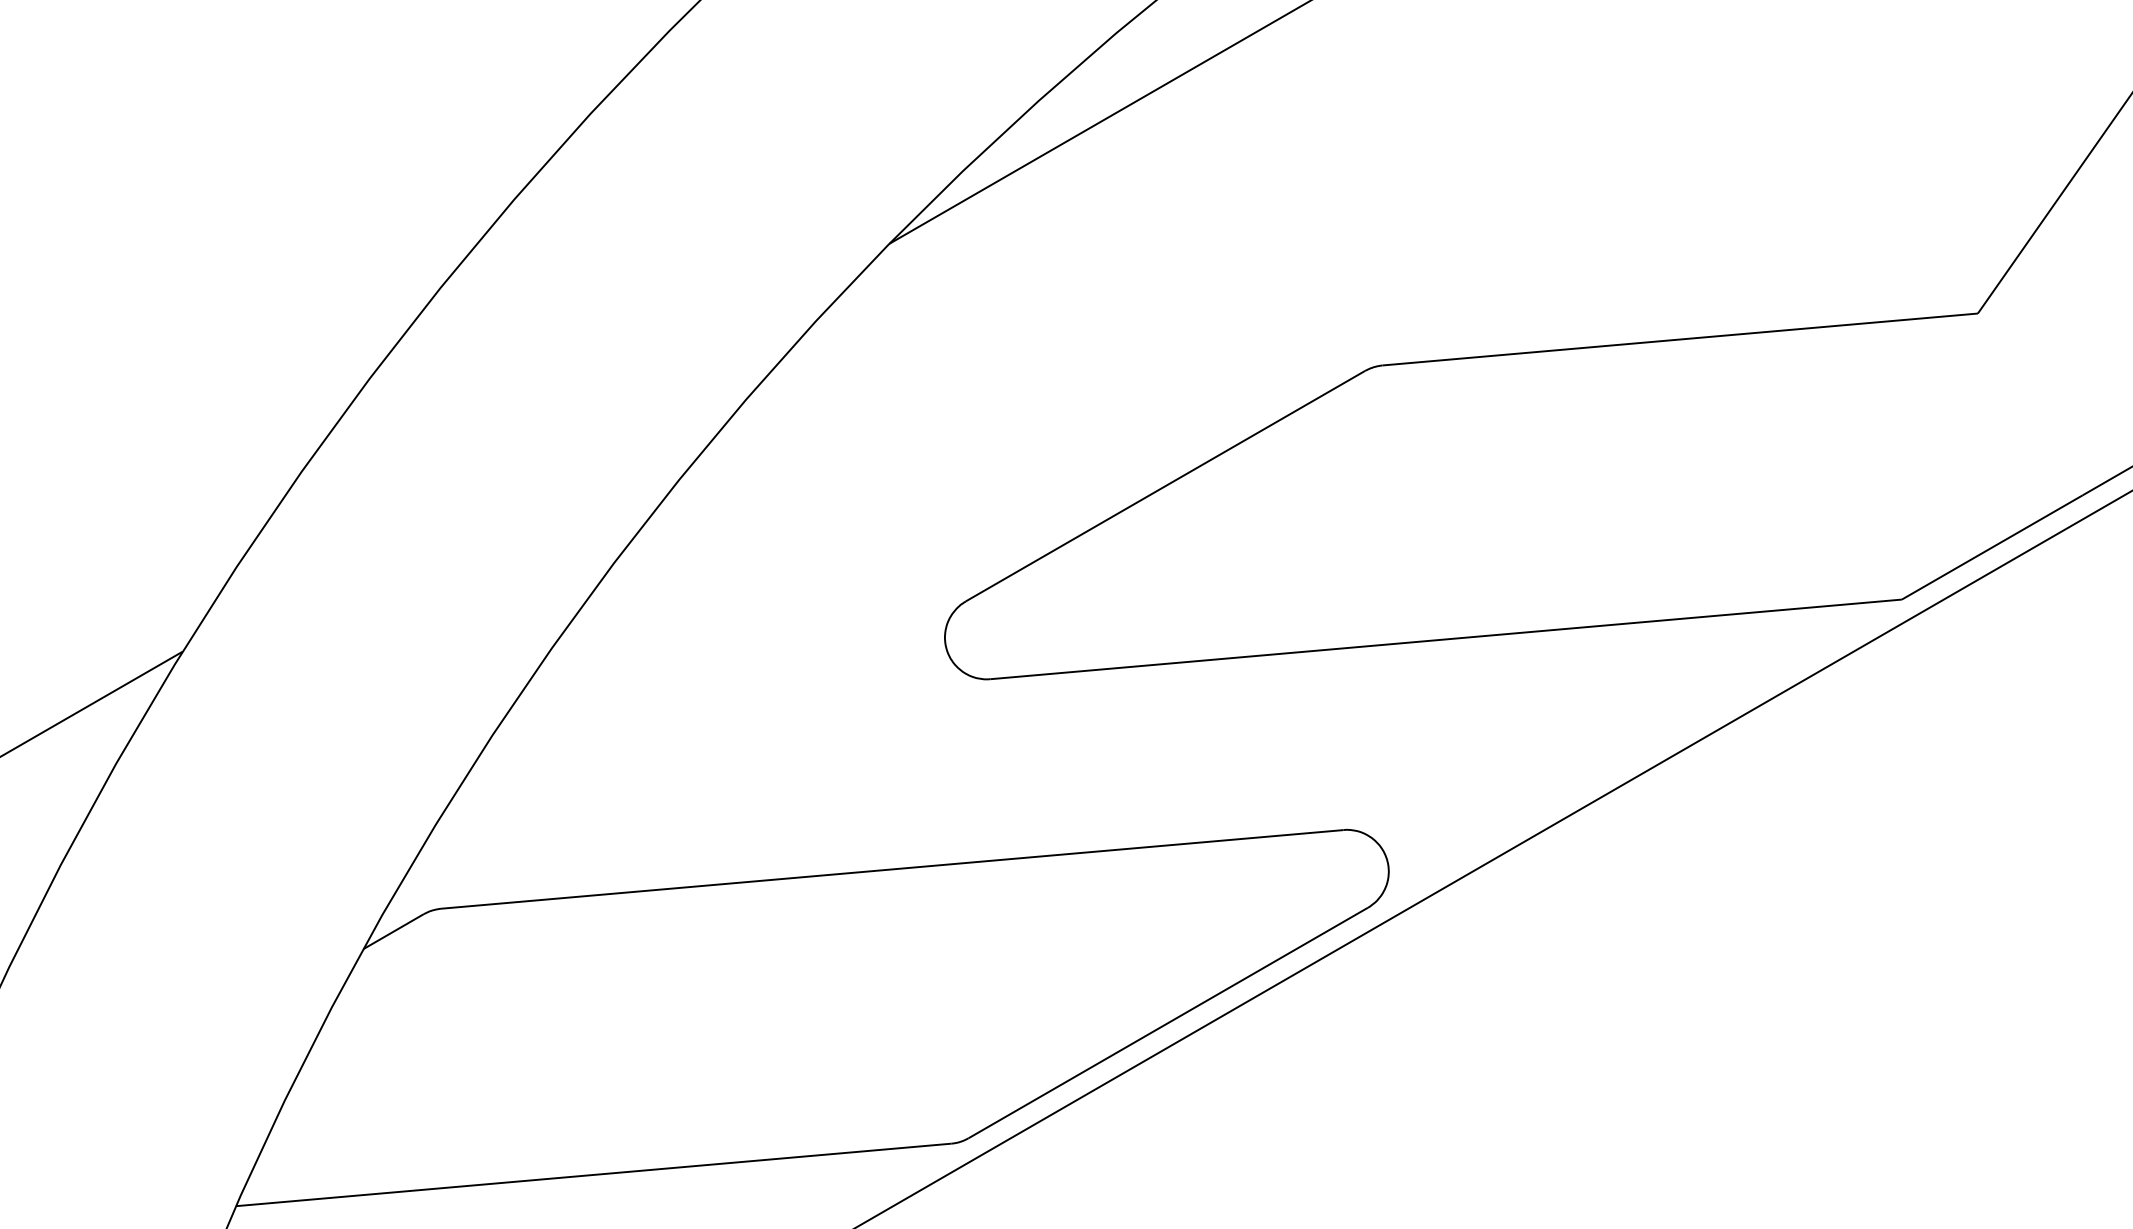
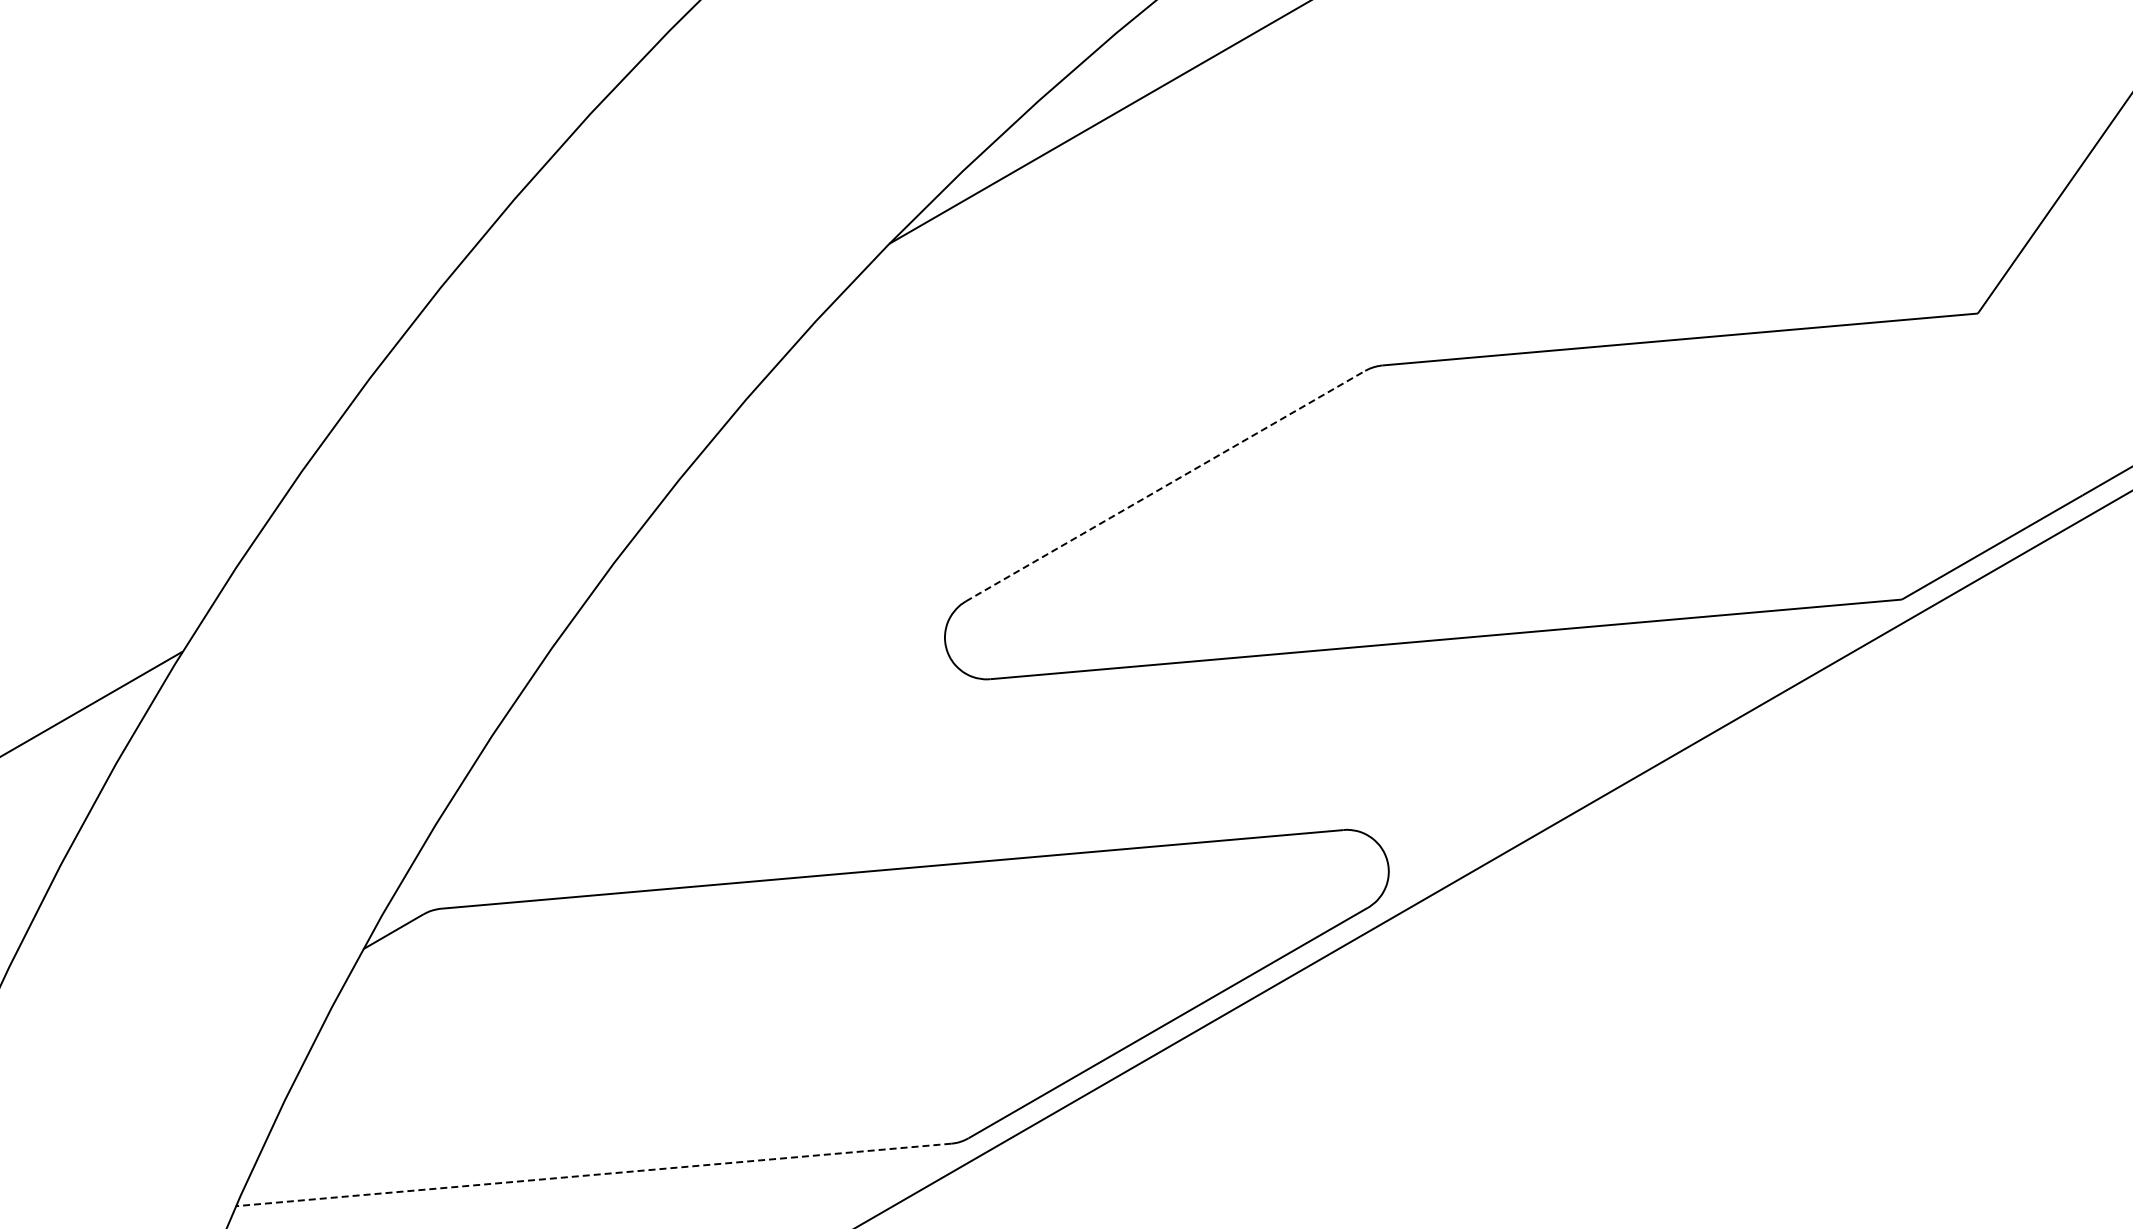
line: solid -> dashed (1165, 486)
line: solid -> dashed (593, 1174)
